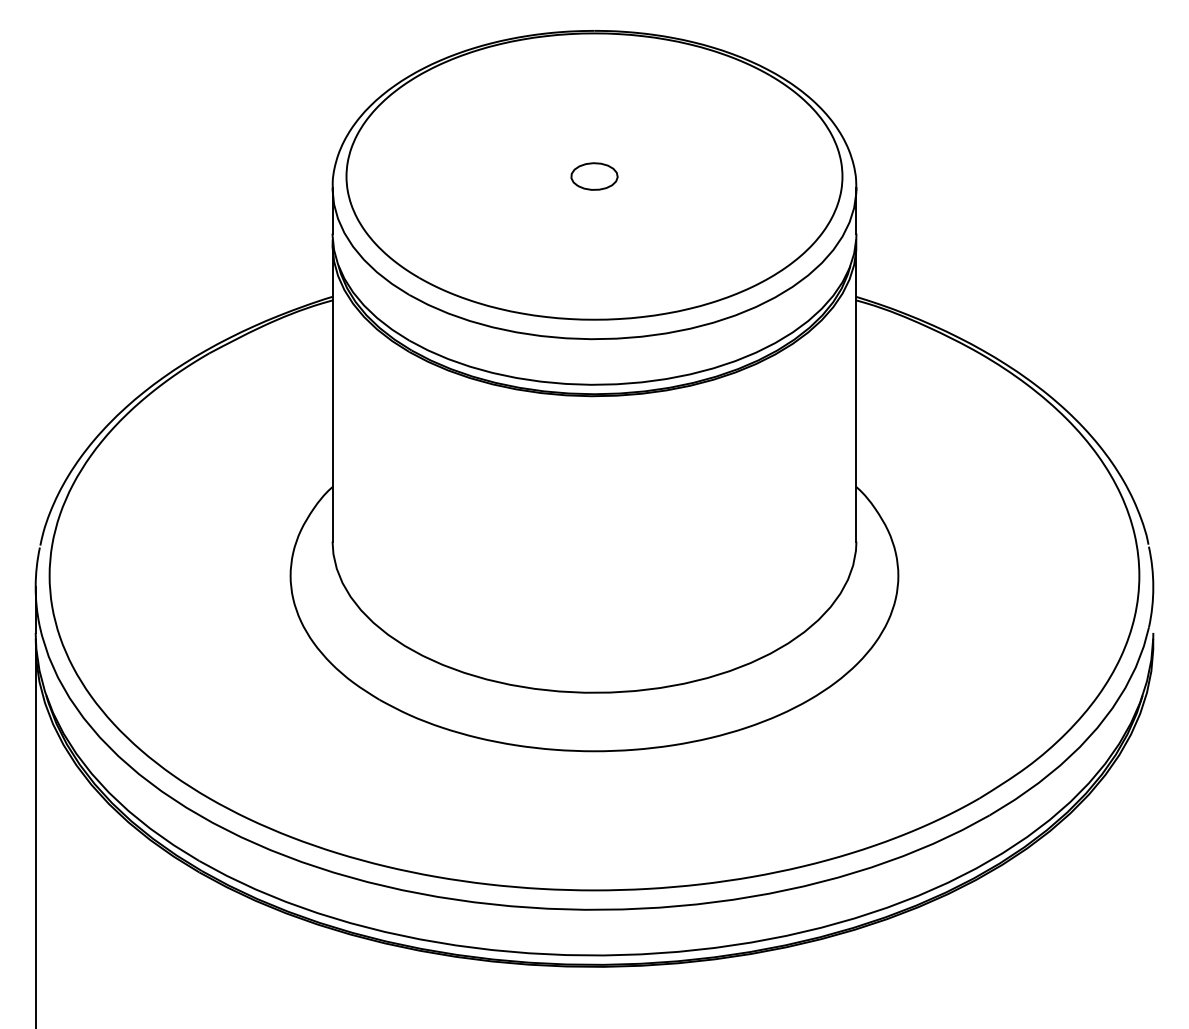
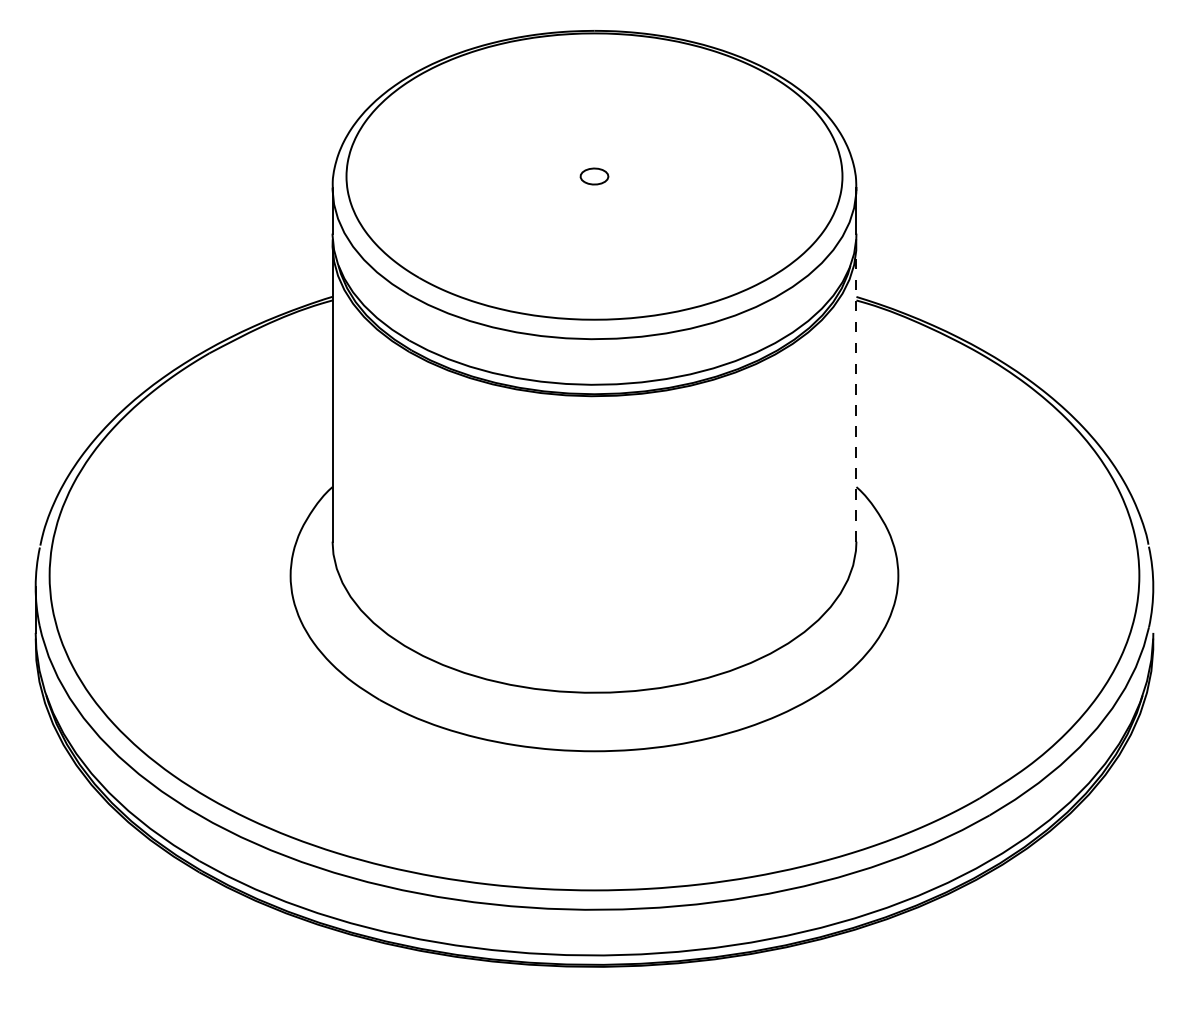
part size: 49x29 px -> 31x19 px (594, 176)
line: solid -> dashed (856, 392)
line: present -> none (35, 834)
